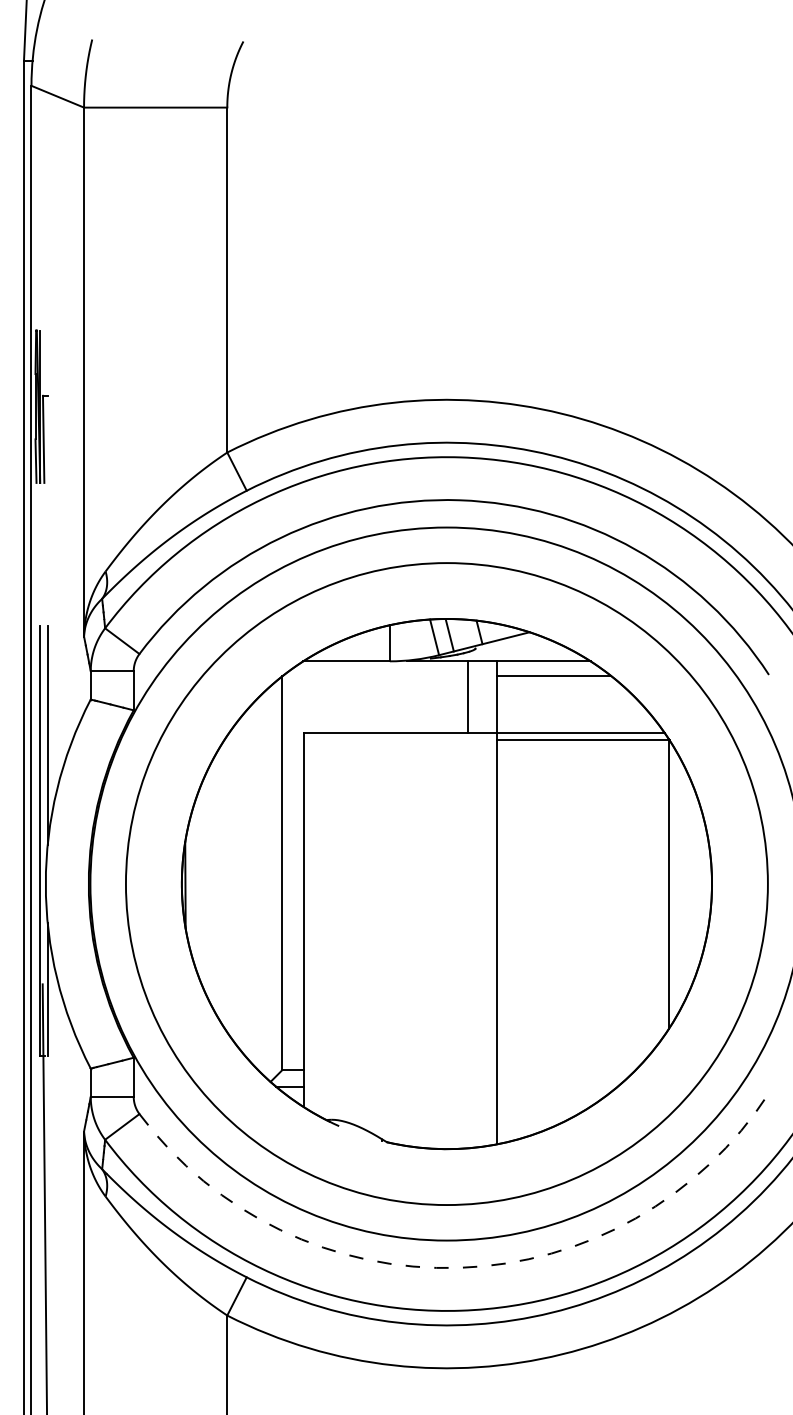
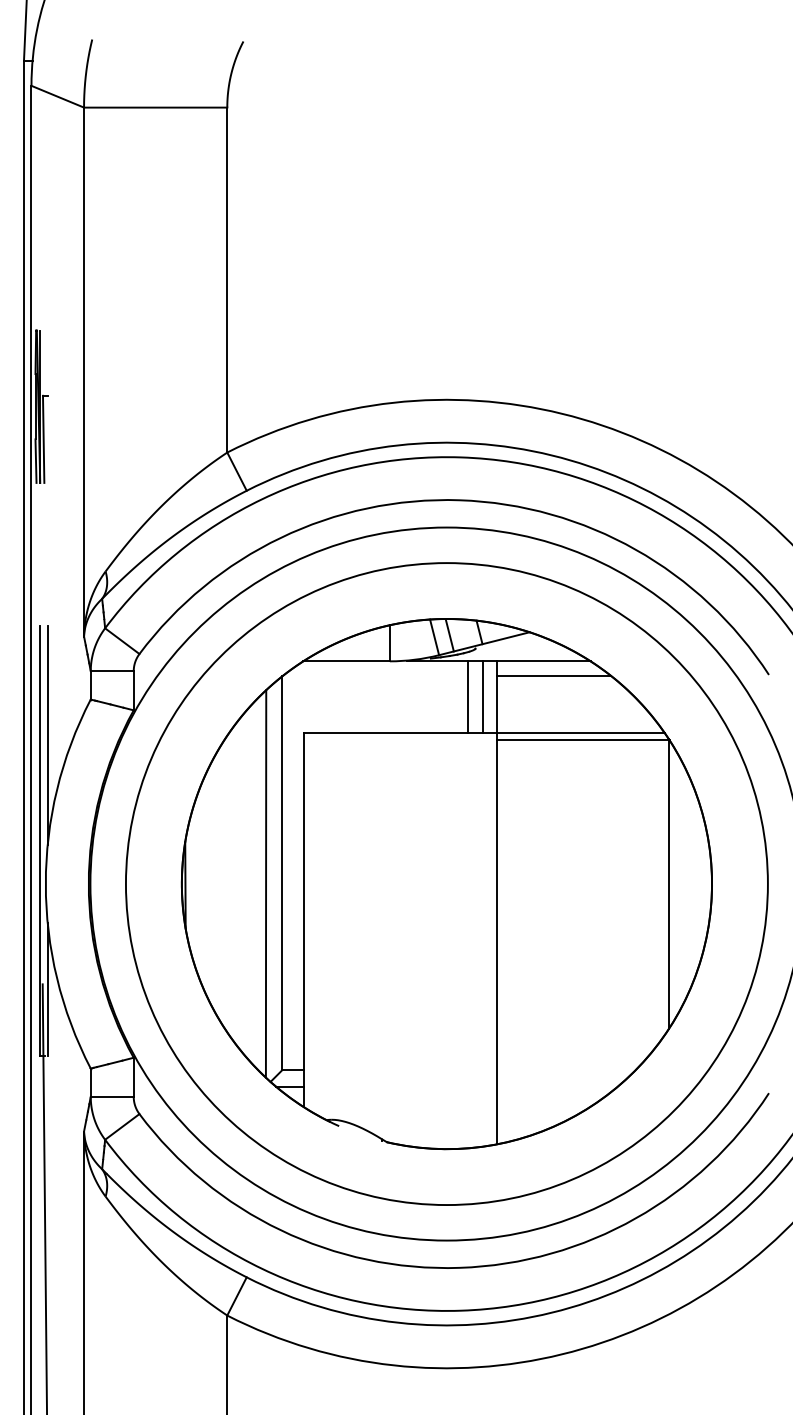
line: none -> present (482, 696)
line: none -> present (265, 883)
arc: dashed -> solid (459, 1267)
